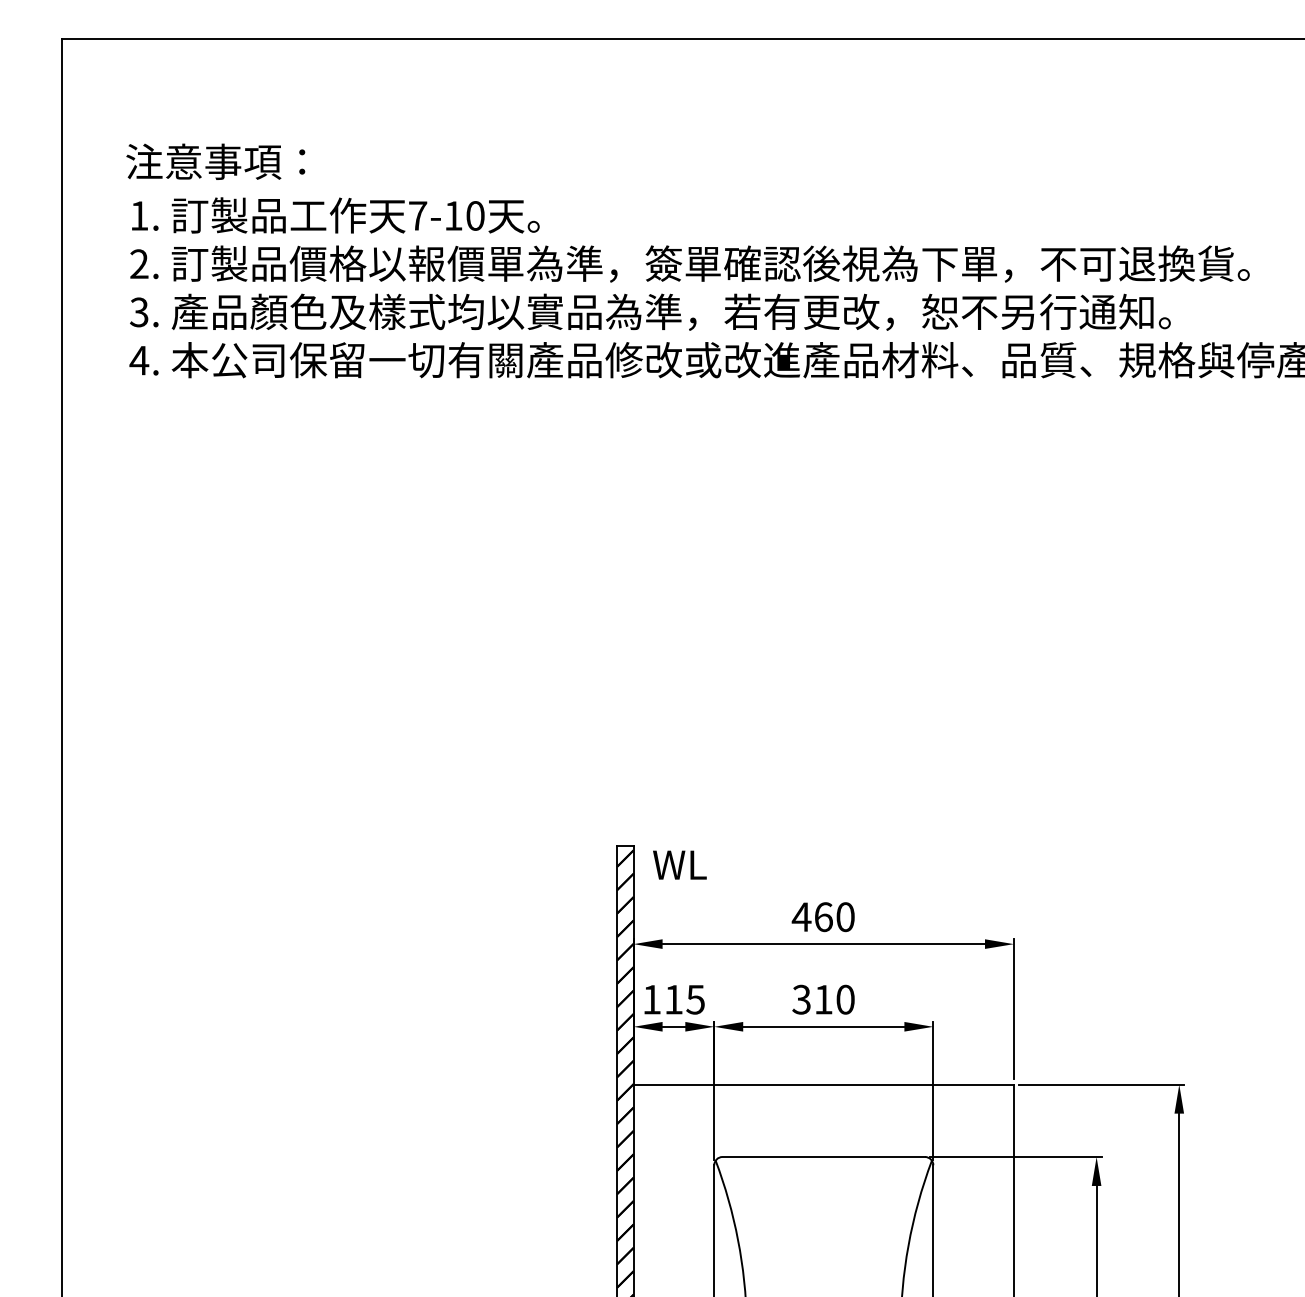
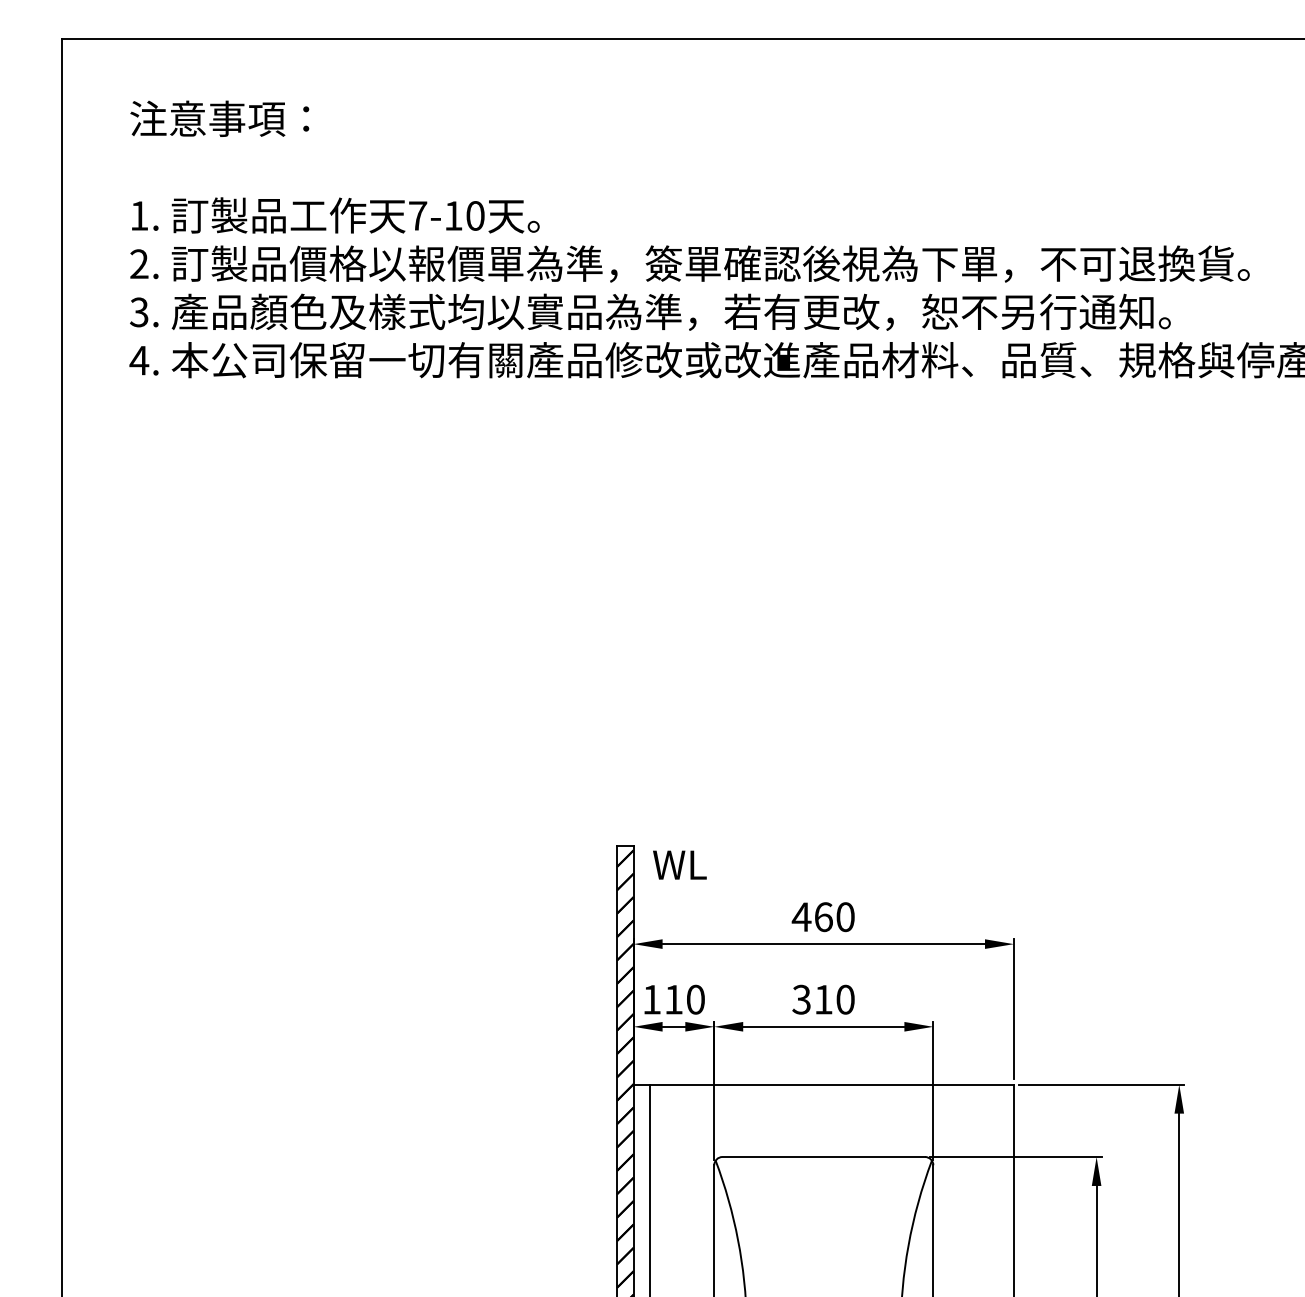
text position: (215, 161) -> (219, 118) (219, 118)
text: 115 -> 110 (695, 999)
line: none -> present (650, 1188)
